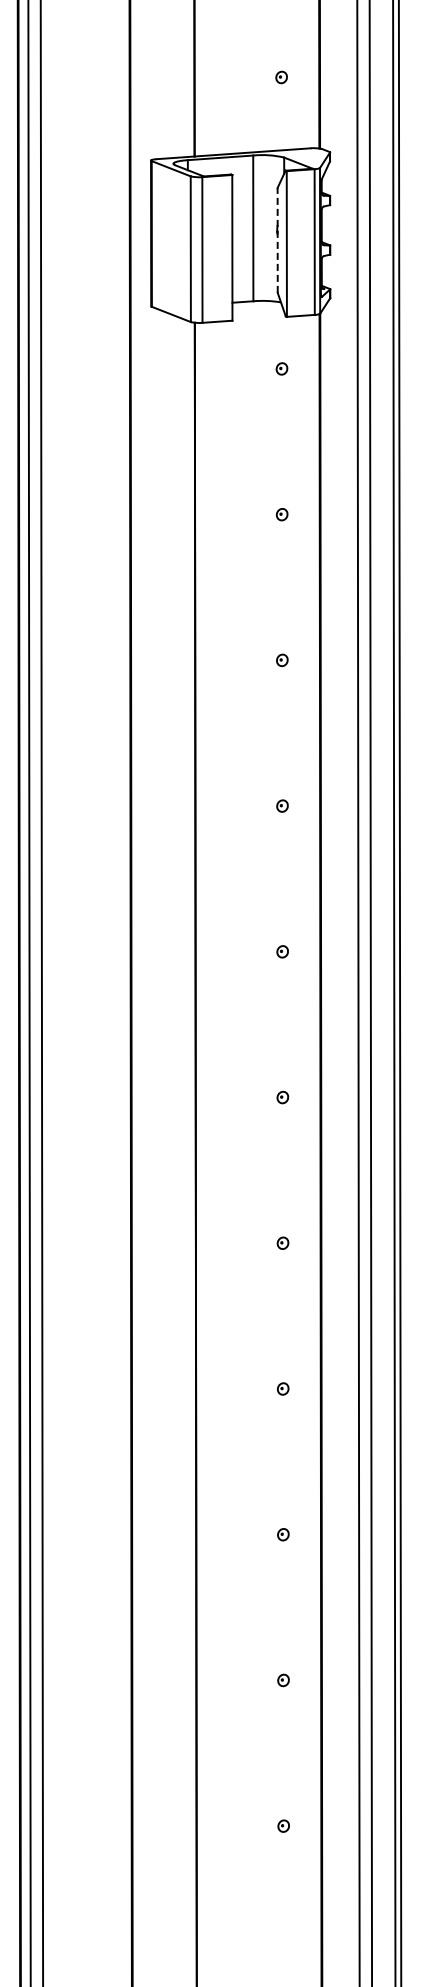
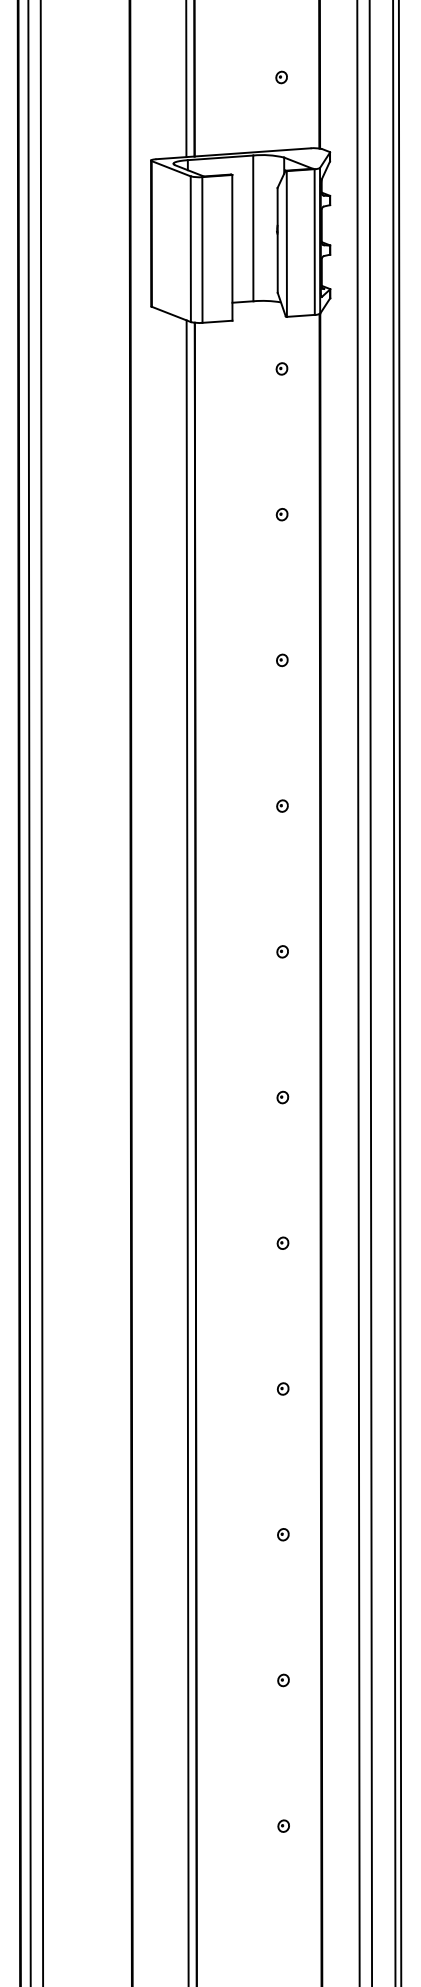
line: none -> present (186, 79)
line: dashed -> solid (277, 239)
line: none -> present (187, 1151)
